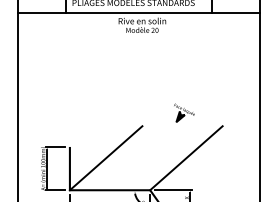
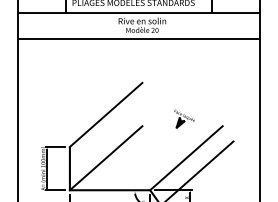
line: none -> present (138, 39)
part position: (184, 112) -> (184, 118) (184, 118)
line: none -> present (105, 114)
line: none -> present (200, 169)
